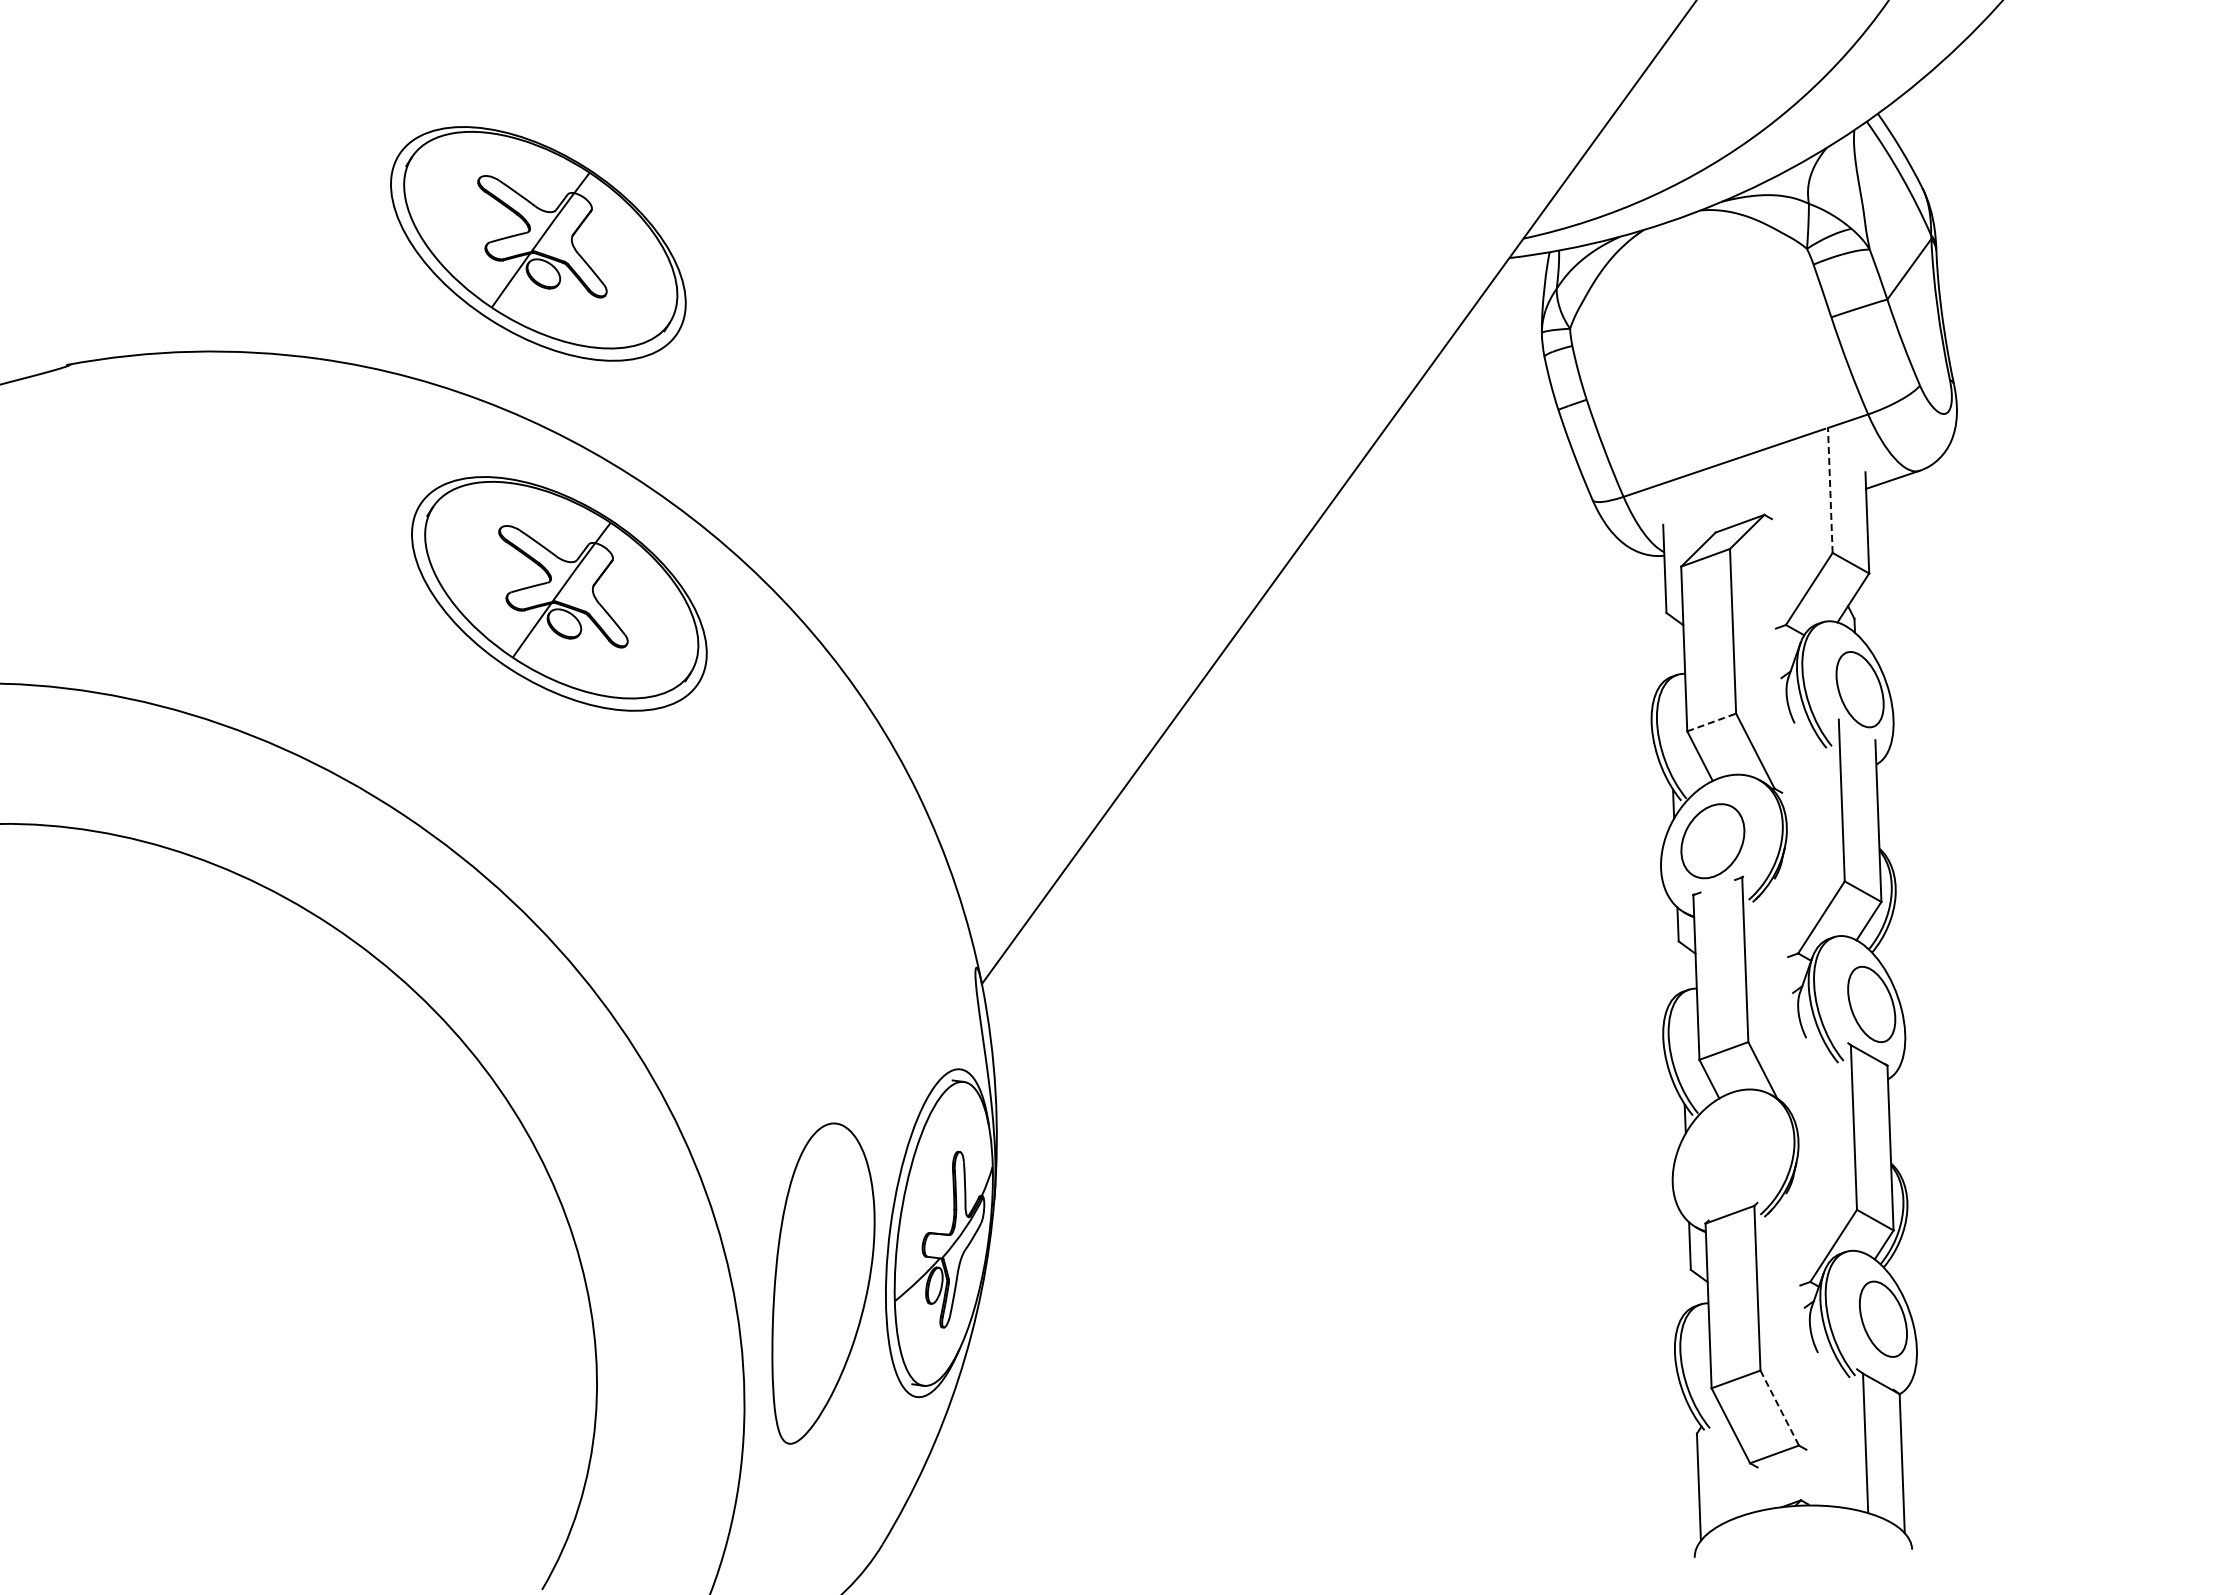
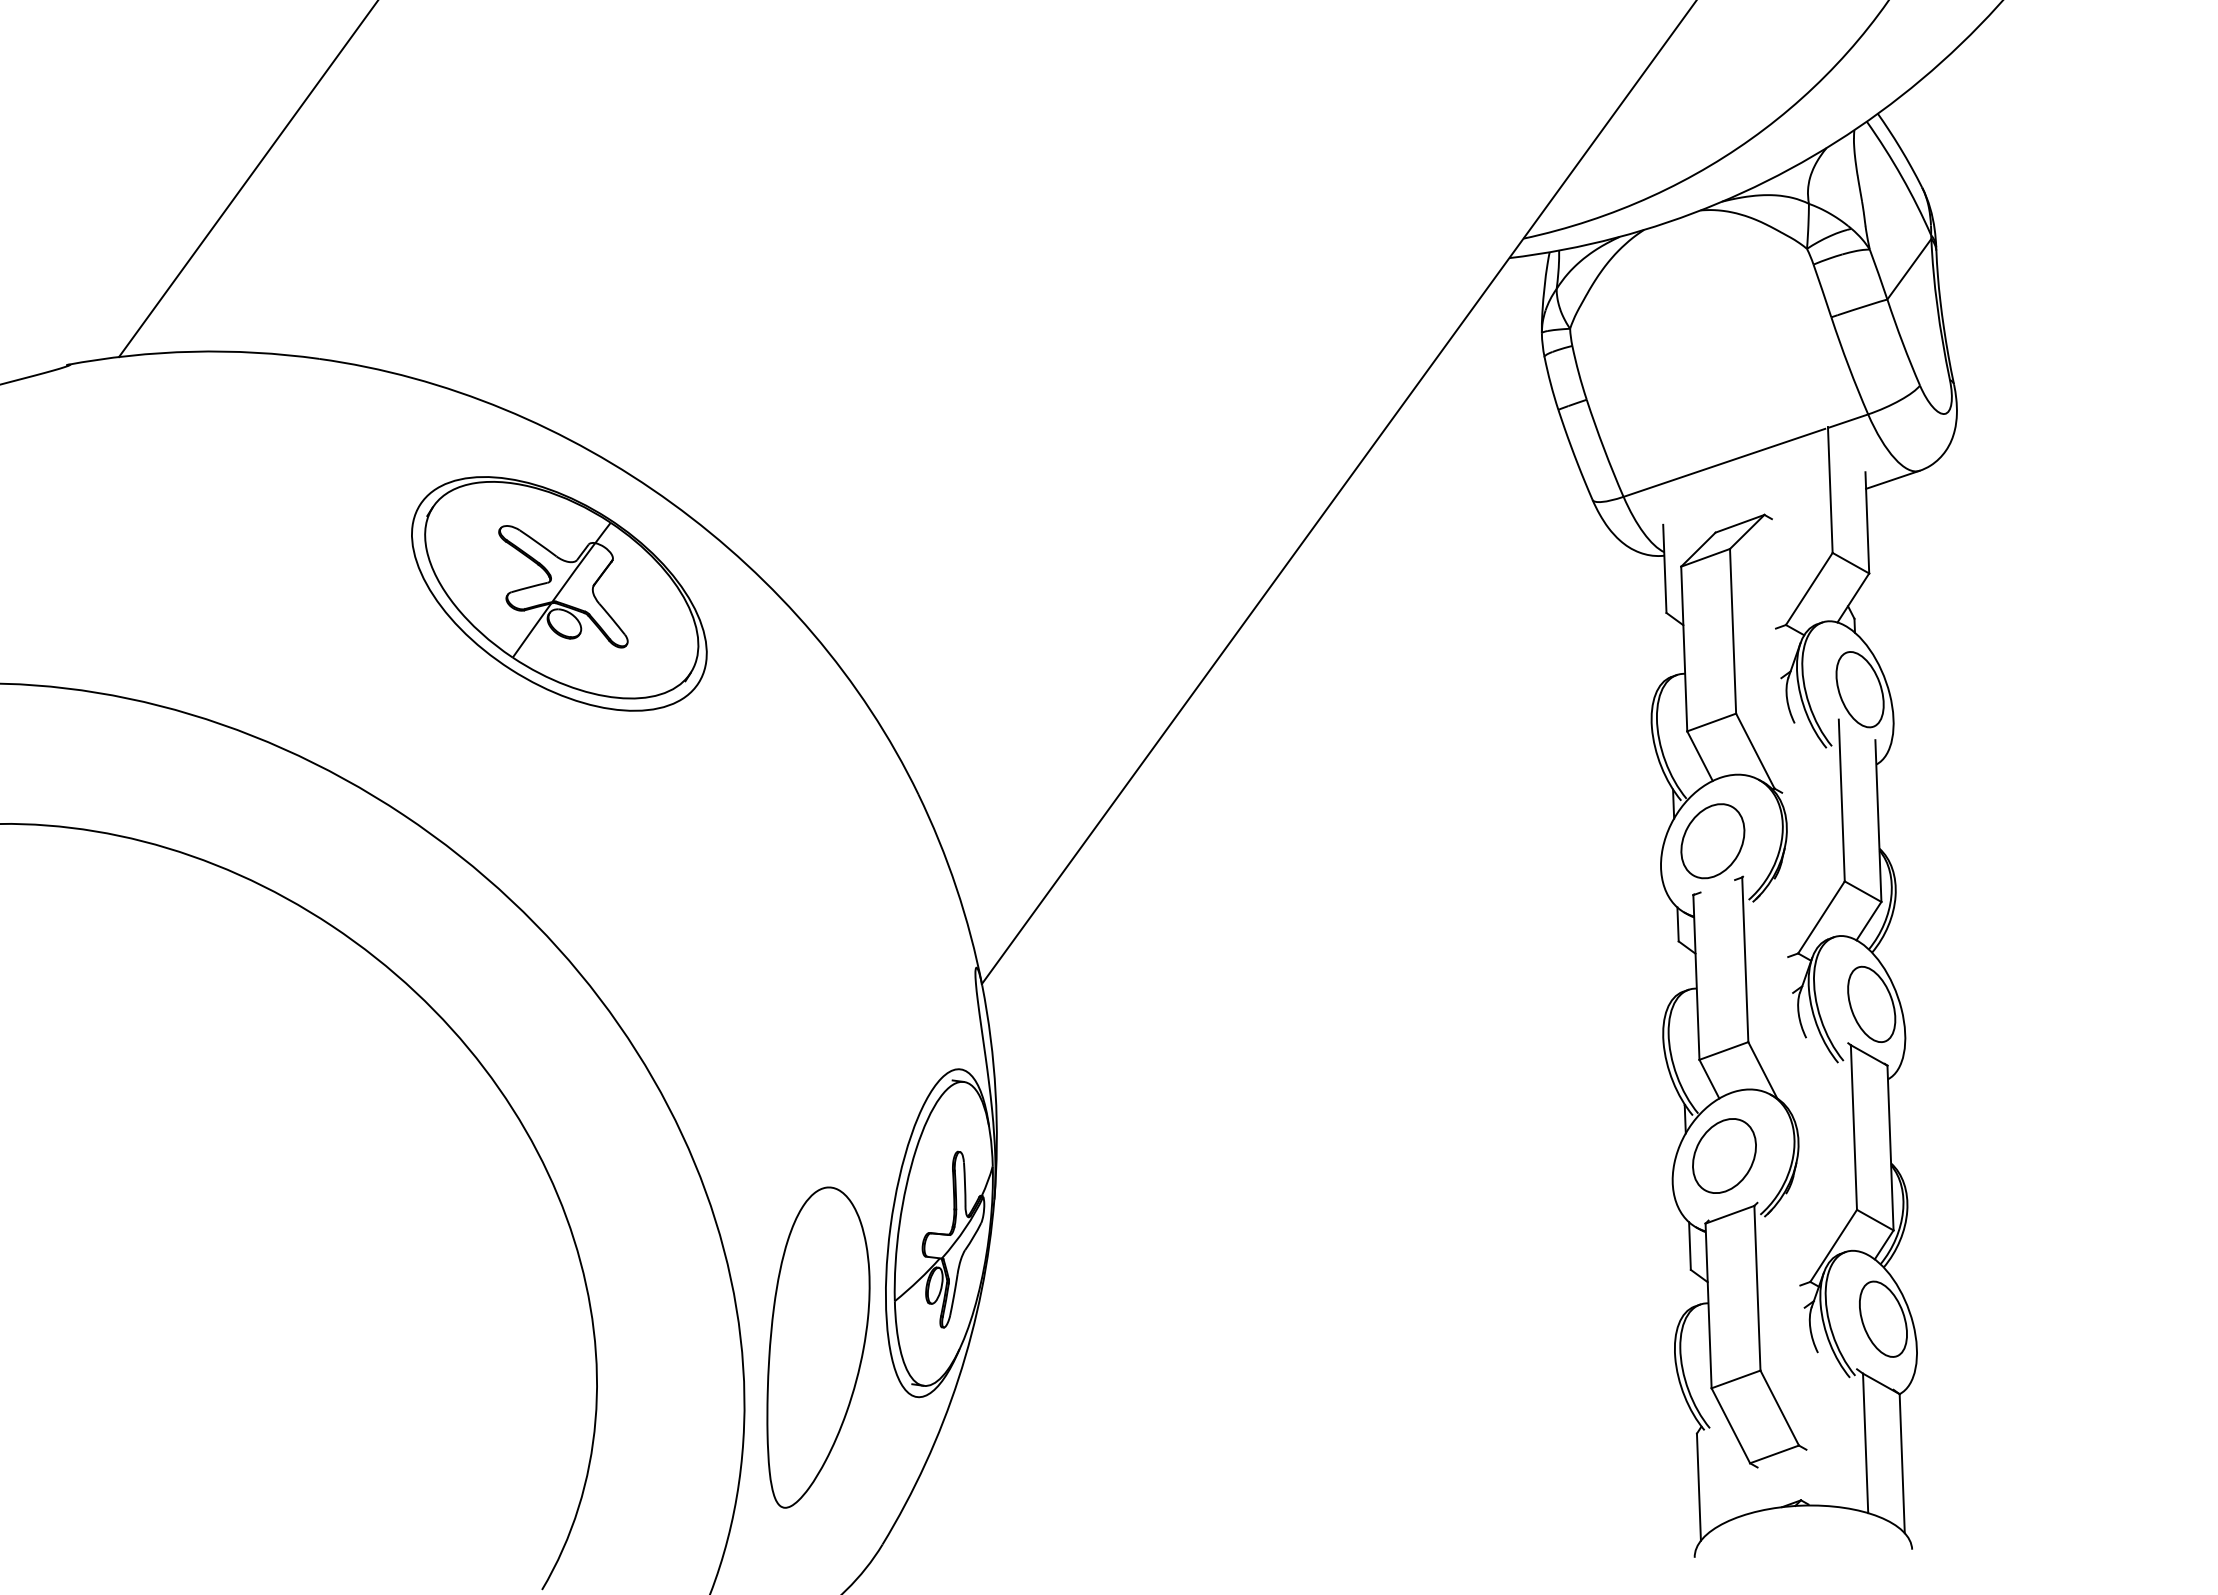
line: none -> present (247, 179)
part: present -> none (538, 243)
line: dashed -> solid (1830, 489)
line: dashed -> solid (1711, 722)
part: none -> present (1724, 1155)
part position: (823, 1283) -> (818, 1347) (818, 1347)
line: dashed -> solid (1779, 1408)
